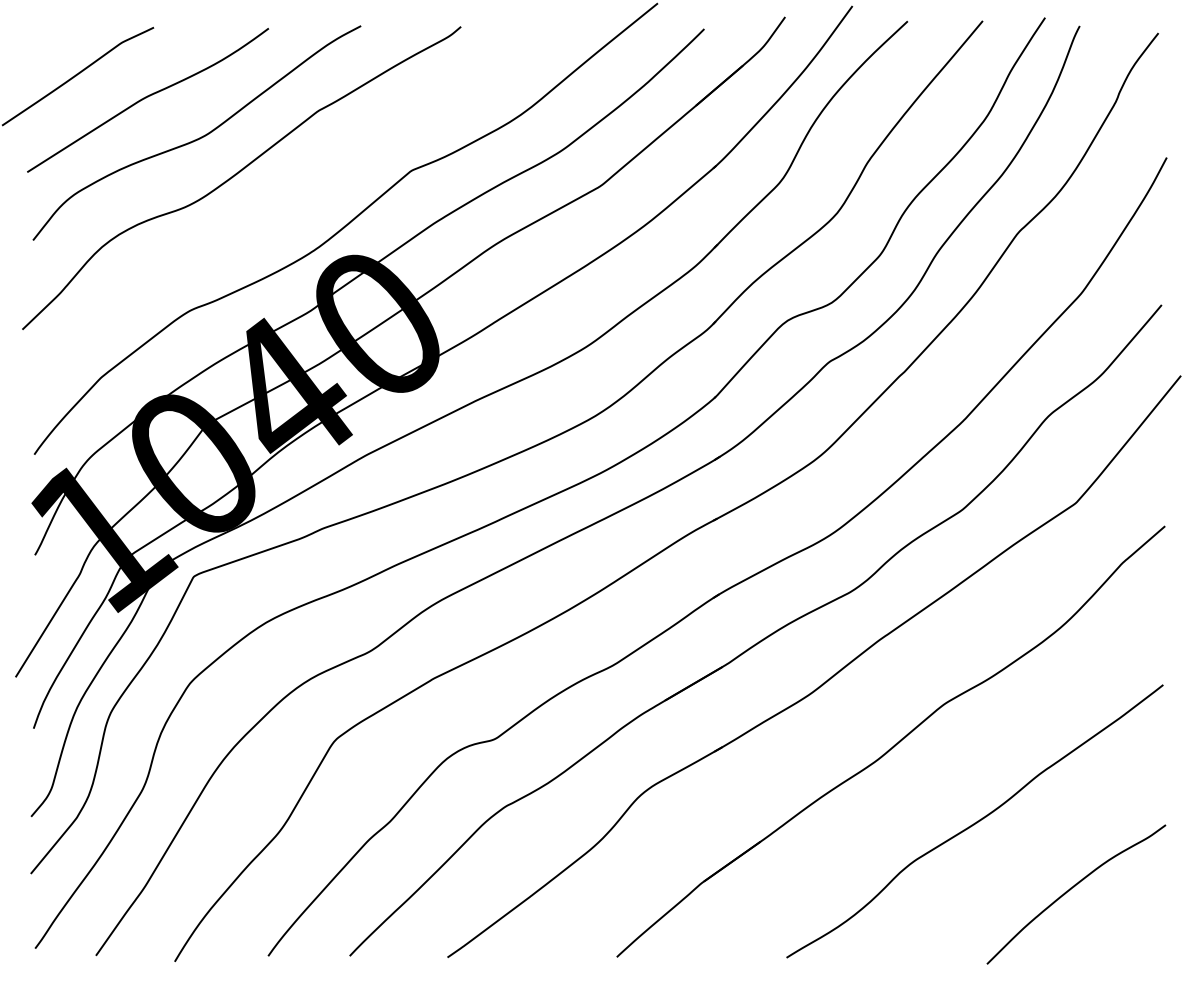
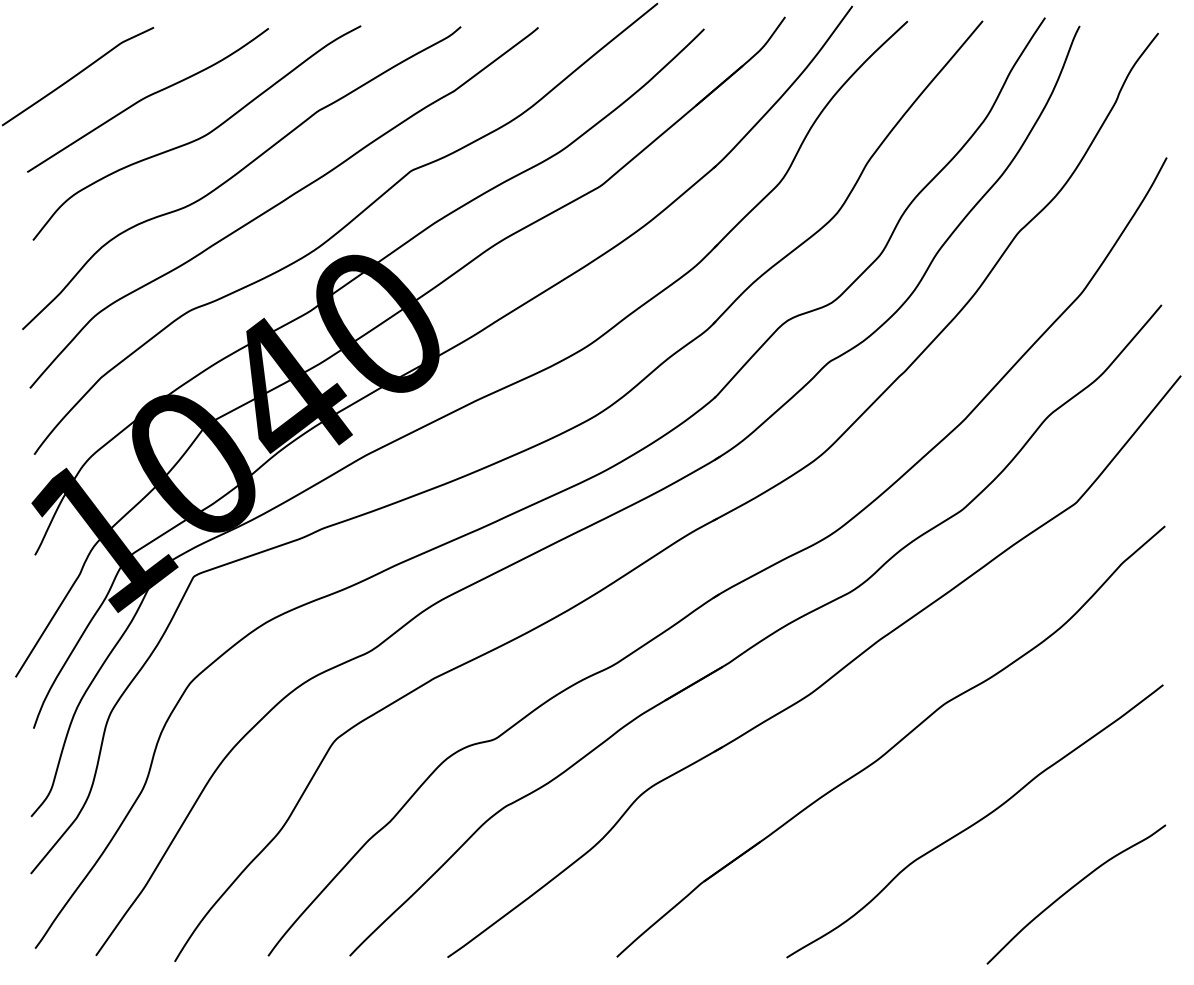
curve: none -> present (280, 204)
